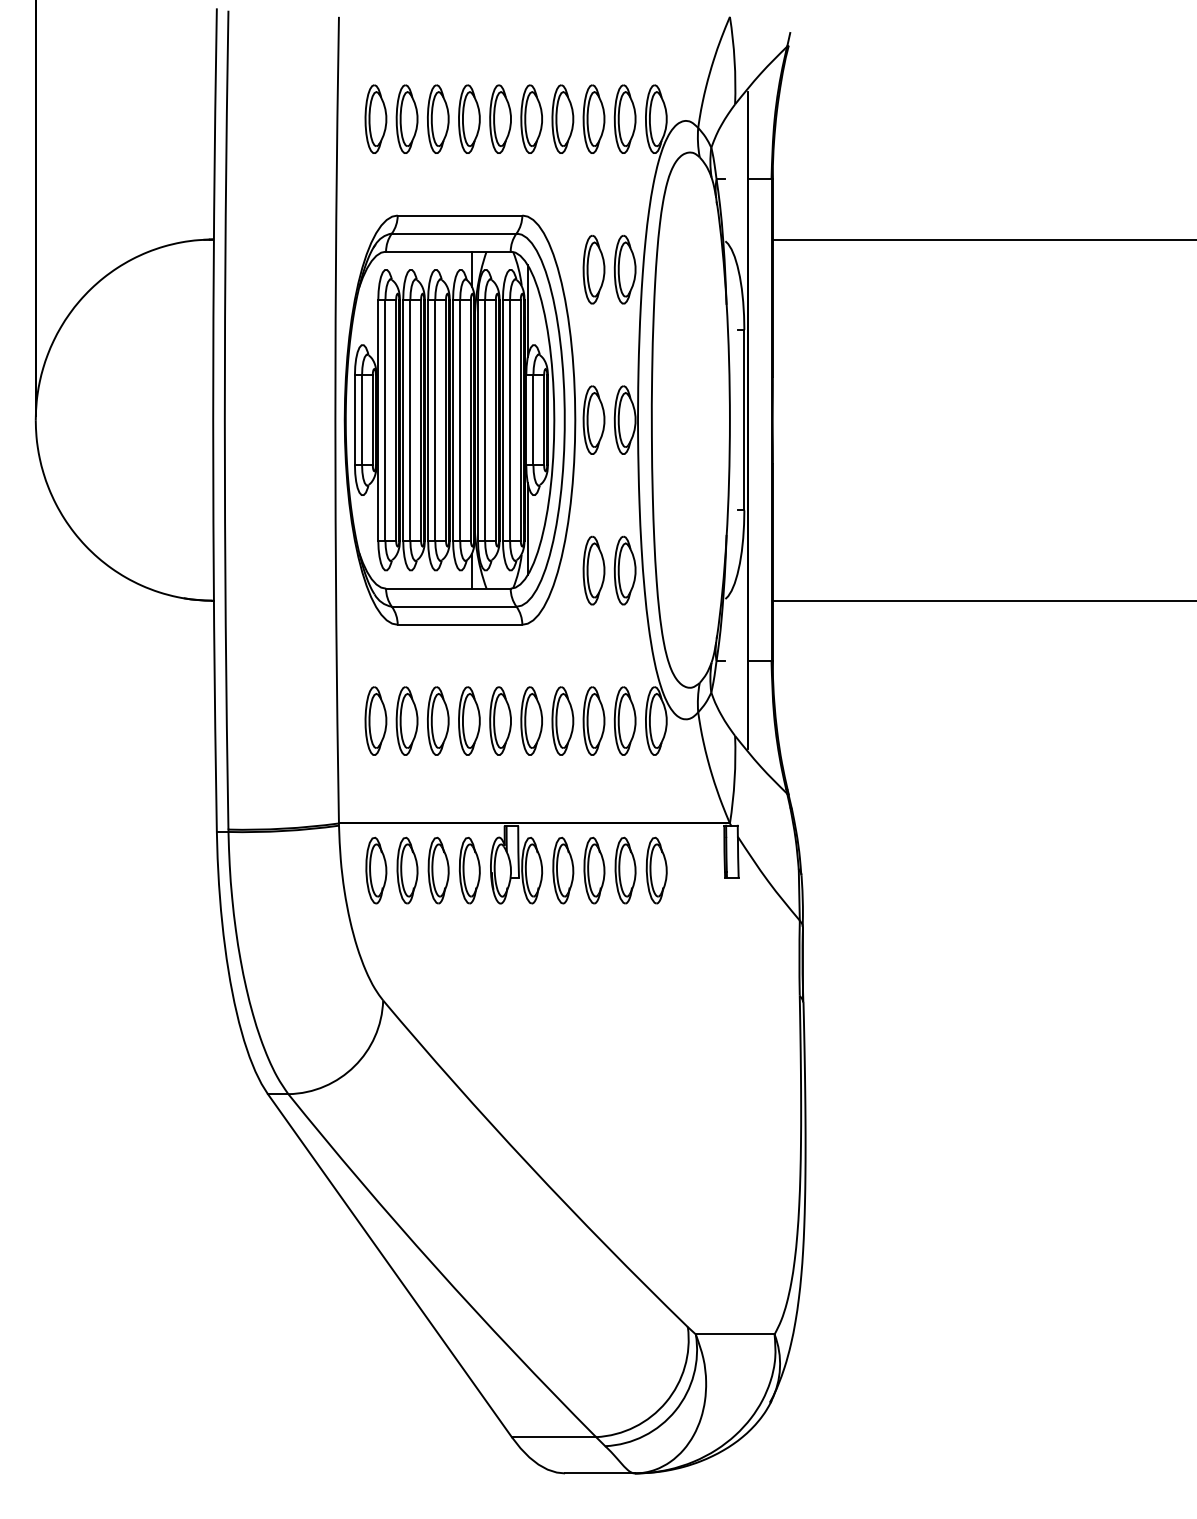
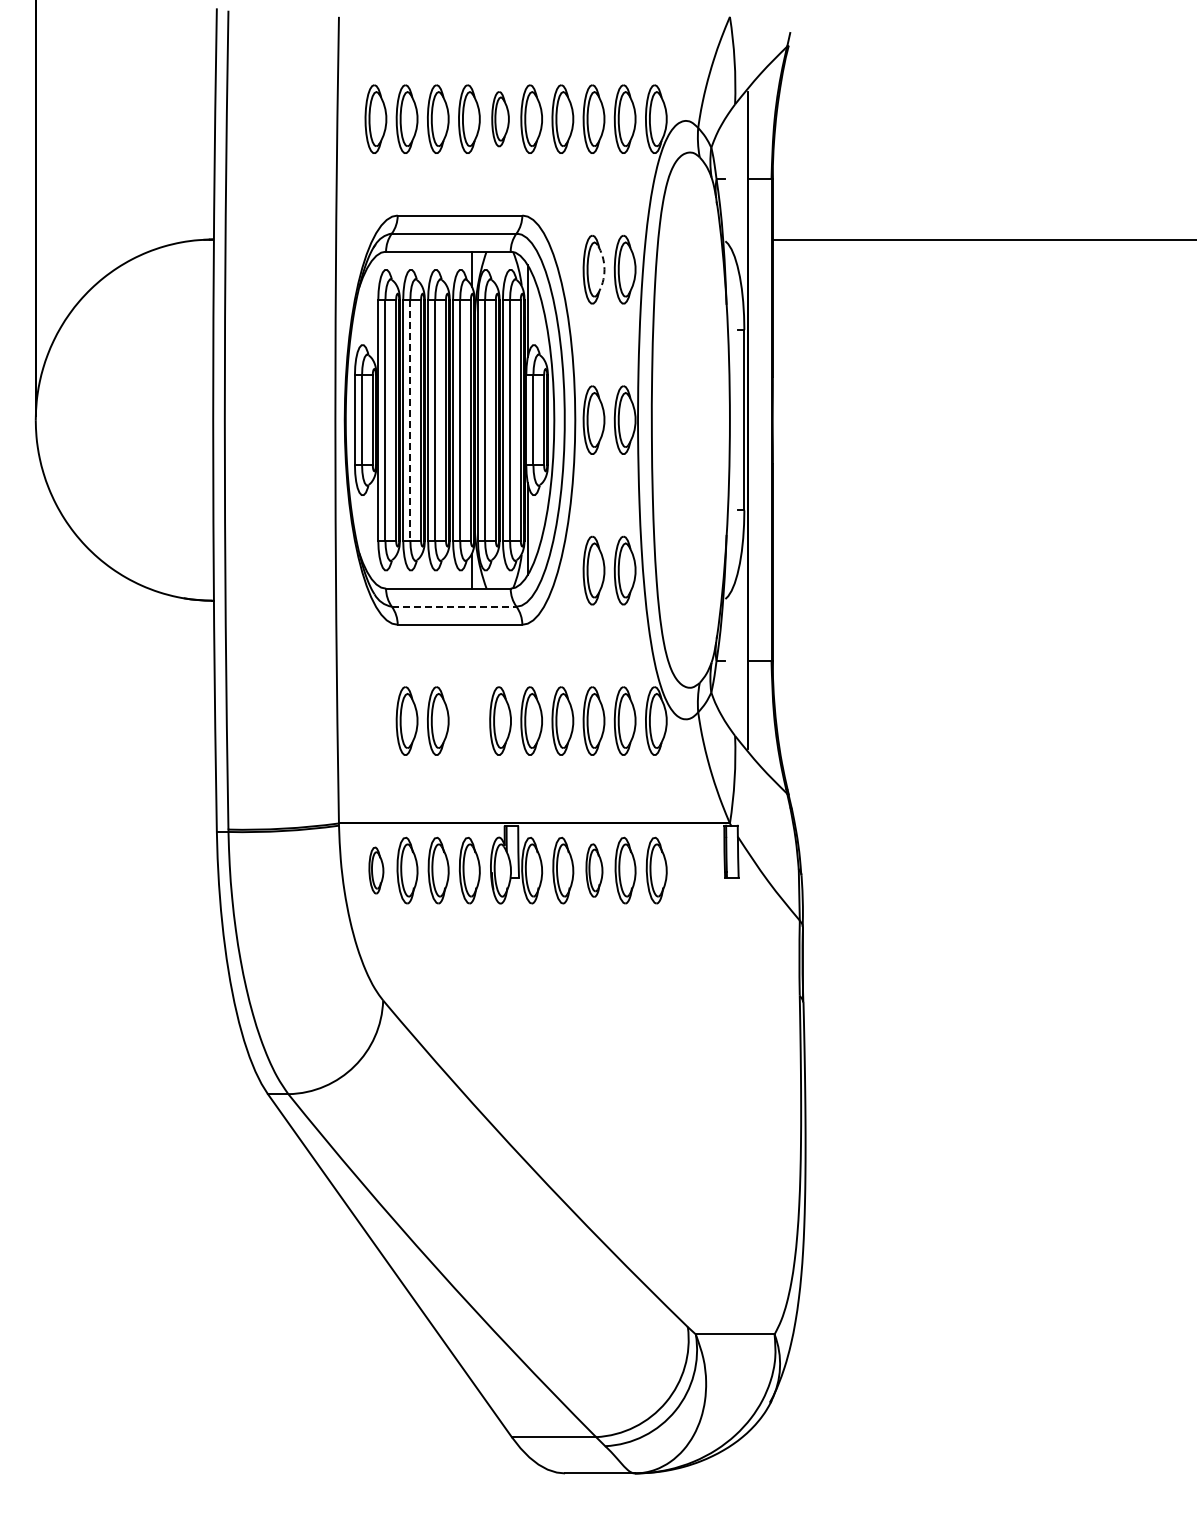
part size: 23x70 px -> 19x57 px (500, 119)
arc: solid -> dashed (604, 269)
line: solid -> dashed (410, 420)
line: present -> none (982, 600)
line: solid -> dashed (454, 606)
part: present -> none (375, 720)
part: present -> none (469, 720)
part size: 23x69 px -> 17x49 px (376, 870)
part size: 23x69 px -> 19x55 px (594, 870)
